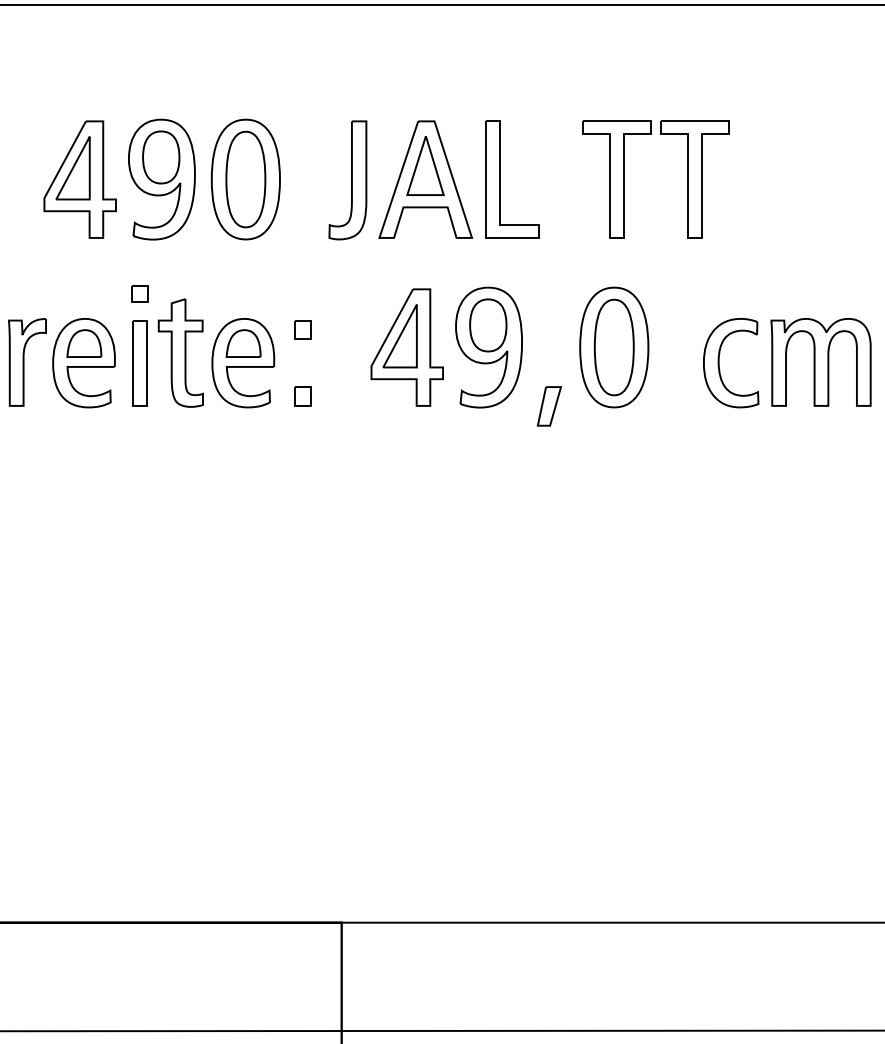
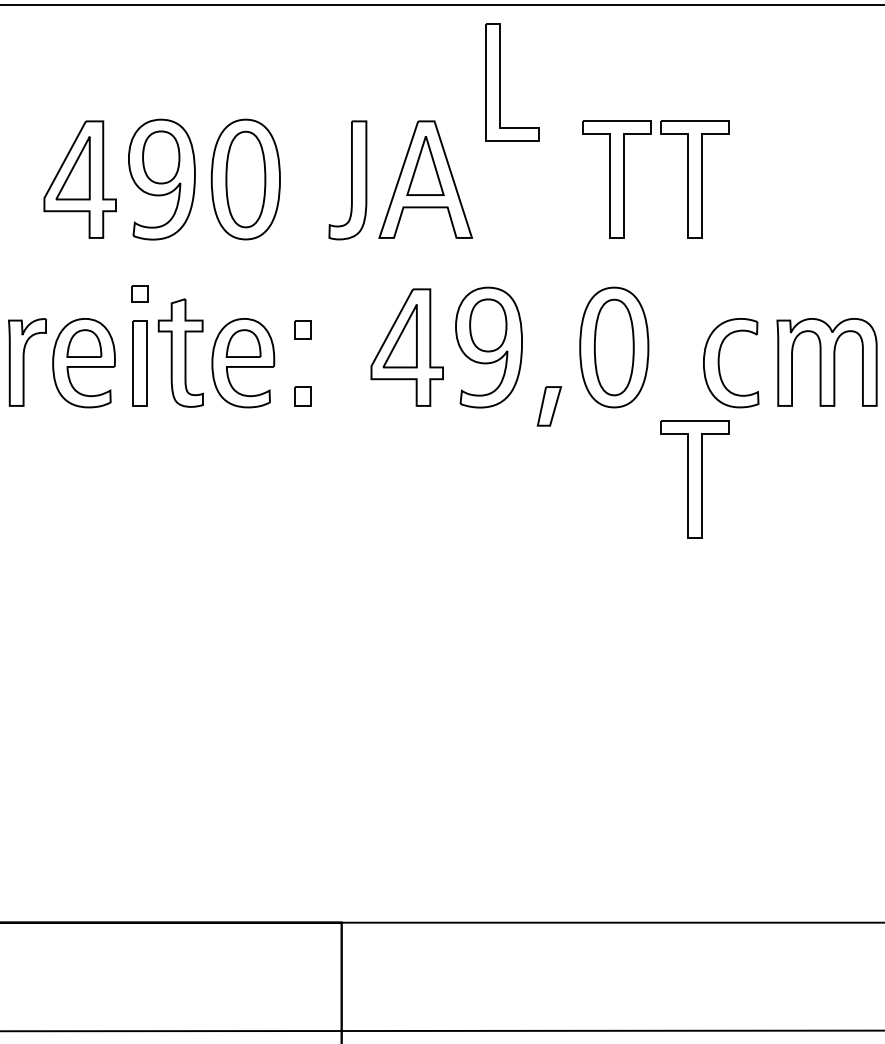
part position: (500, 179) -> (500, 82) (500, 82)
part position: (820, 362) -> (826, 362) (826, 362)
part: none -> present (694, 479)
